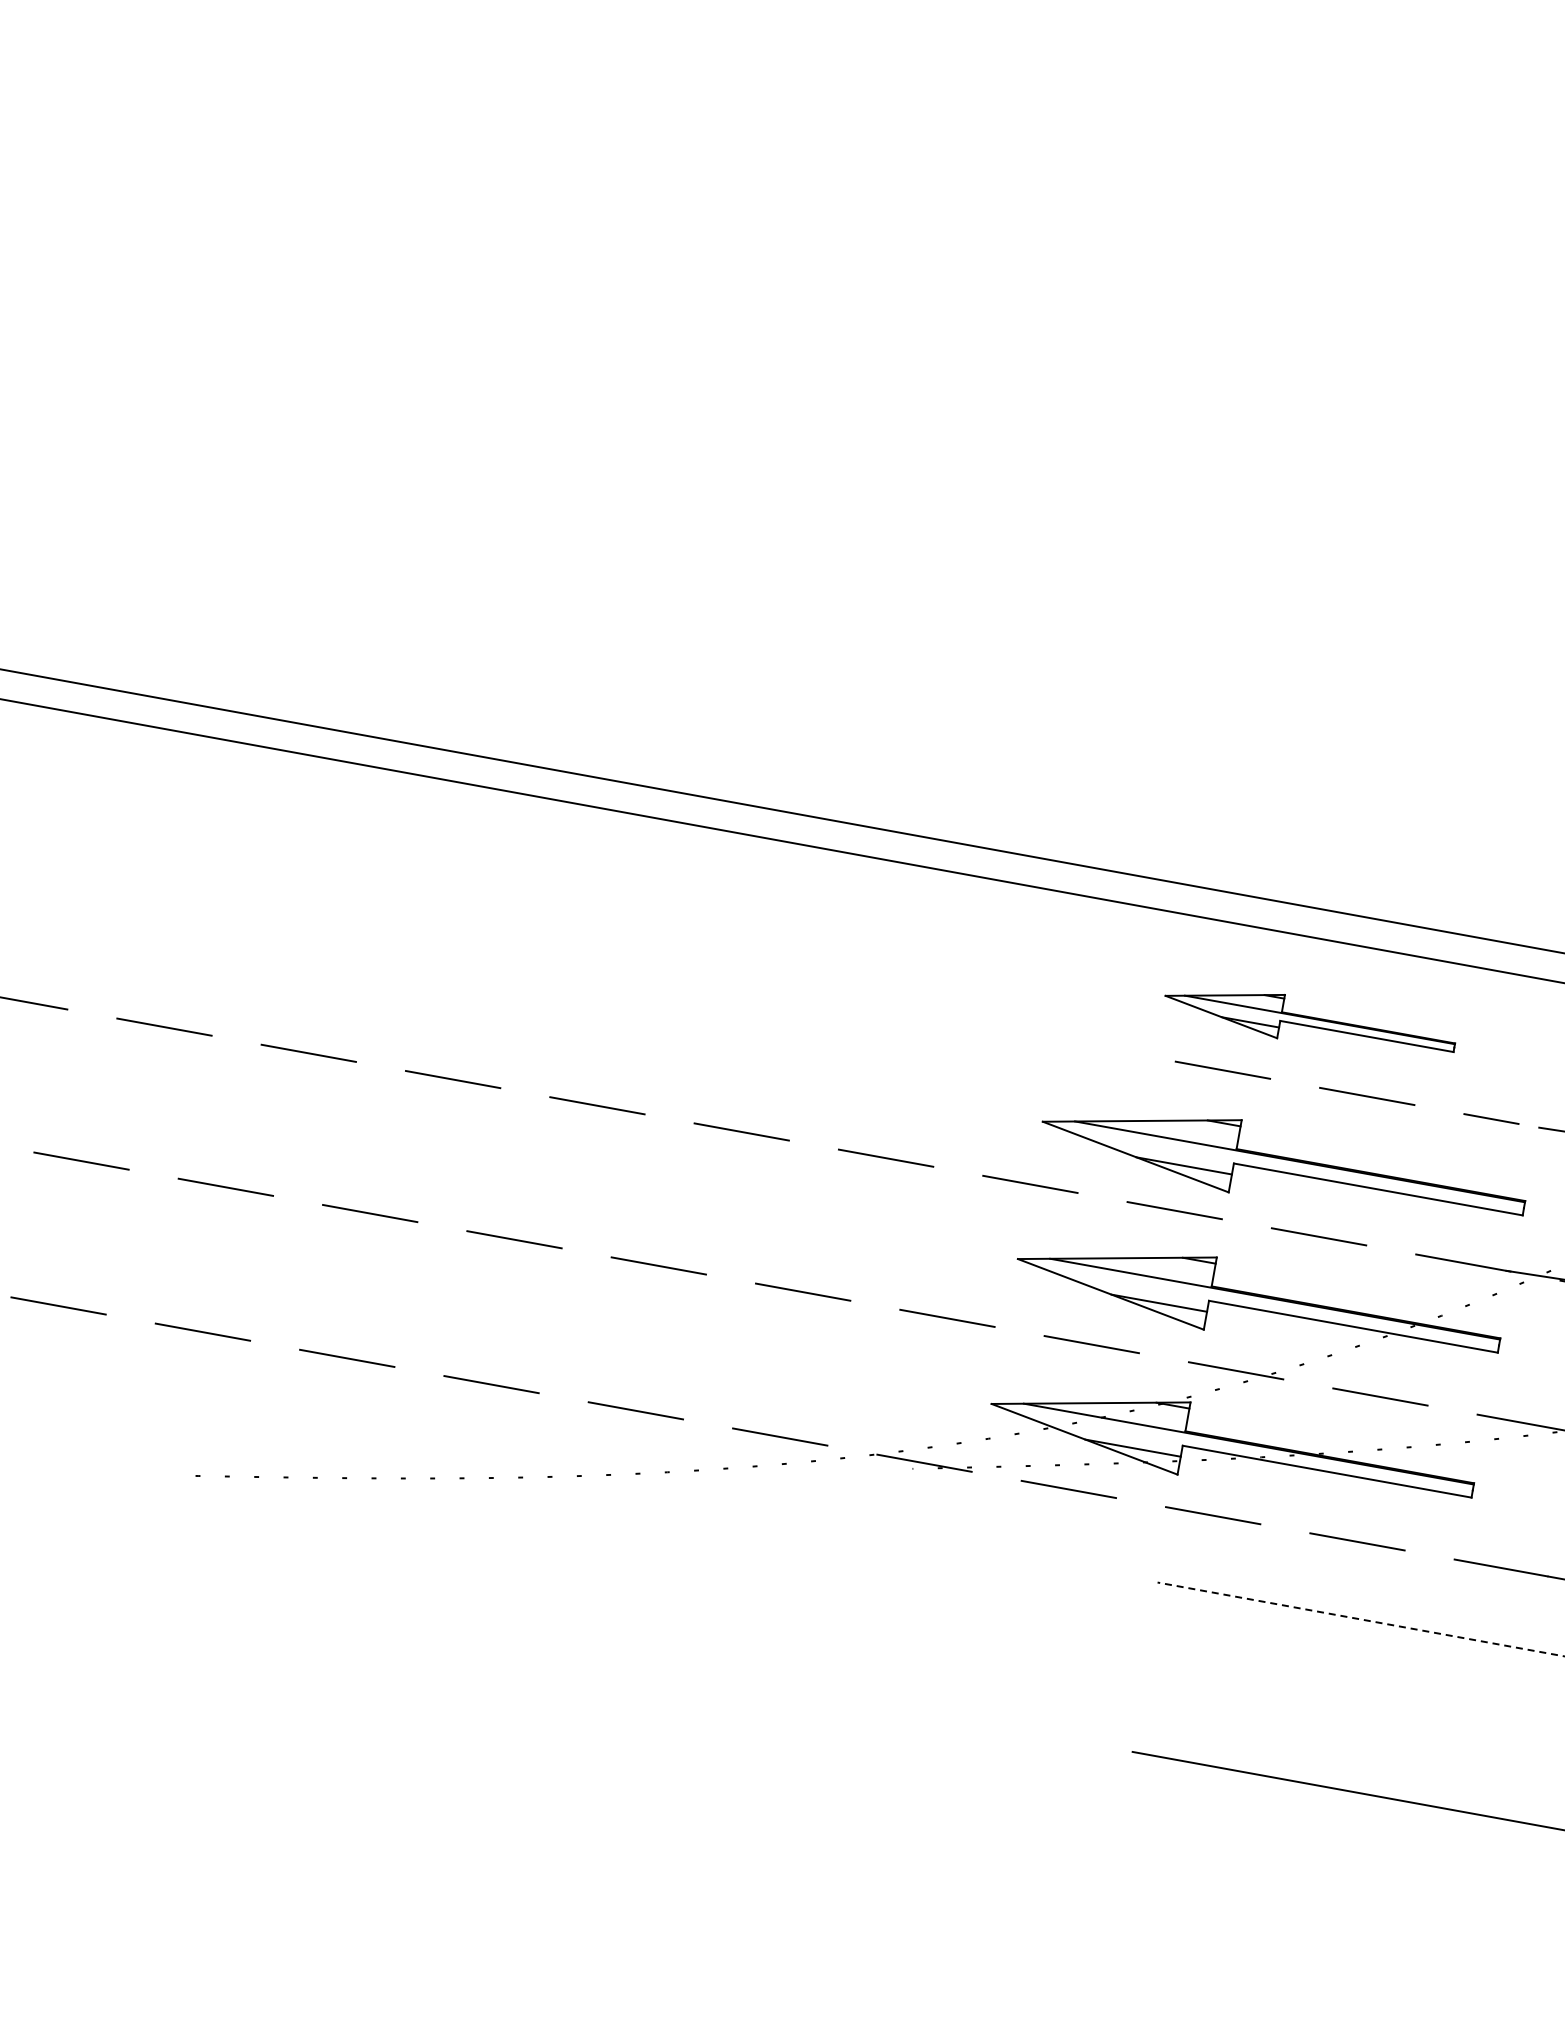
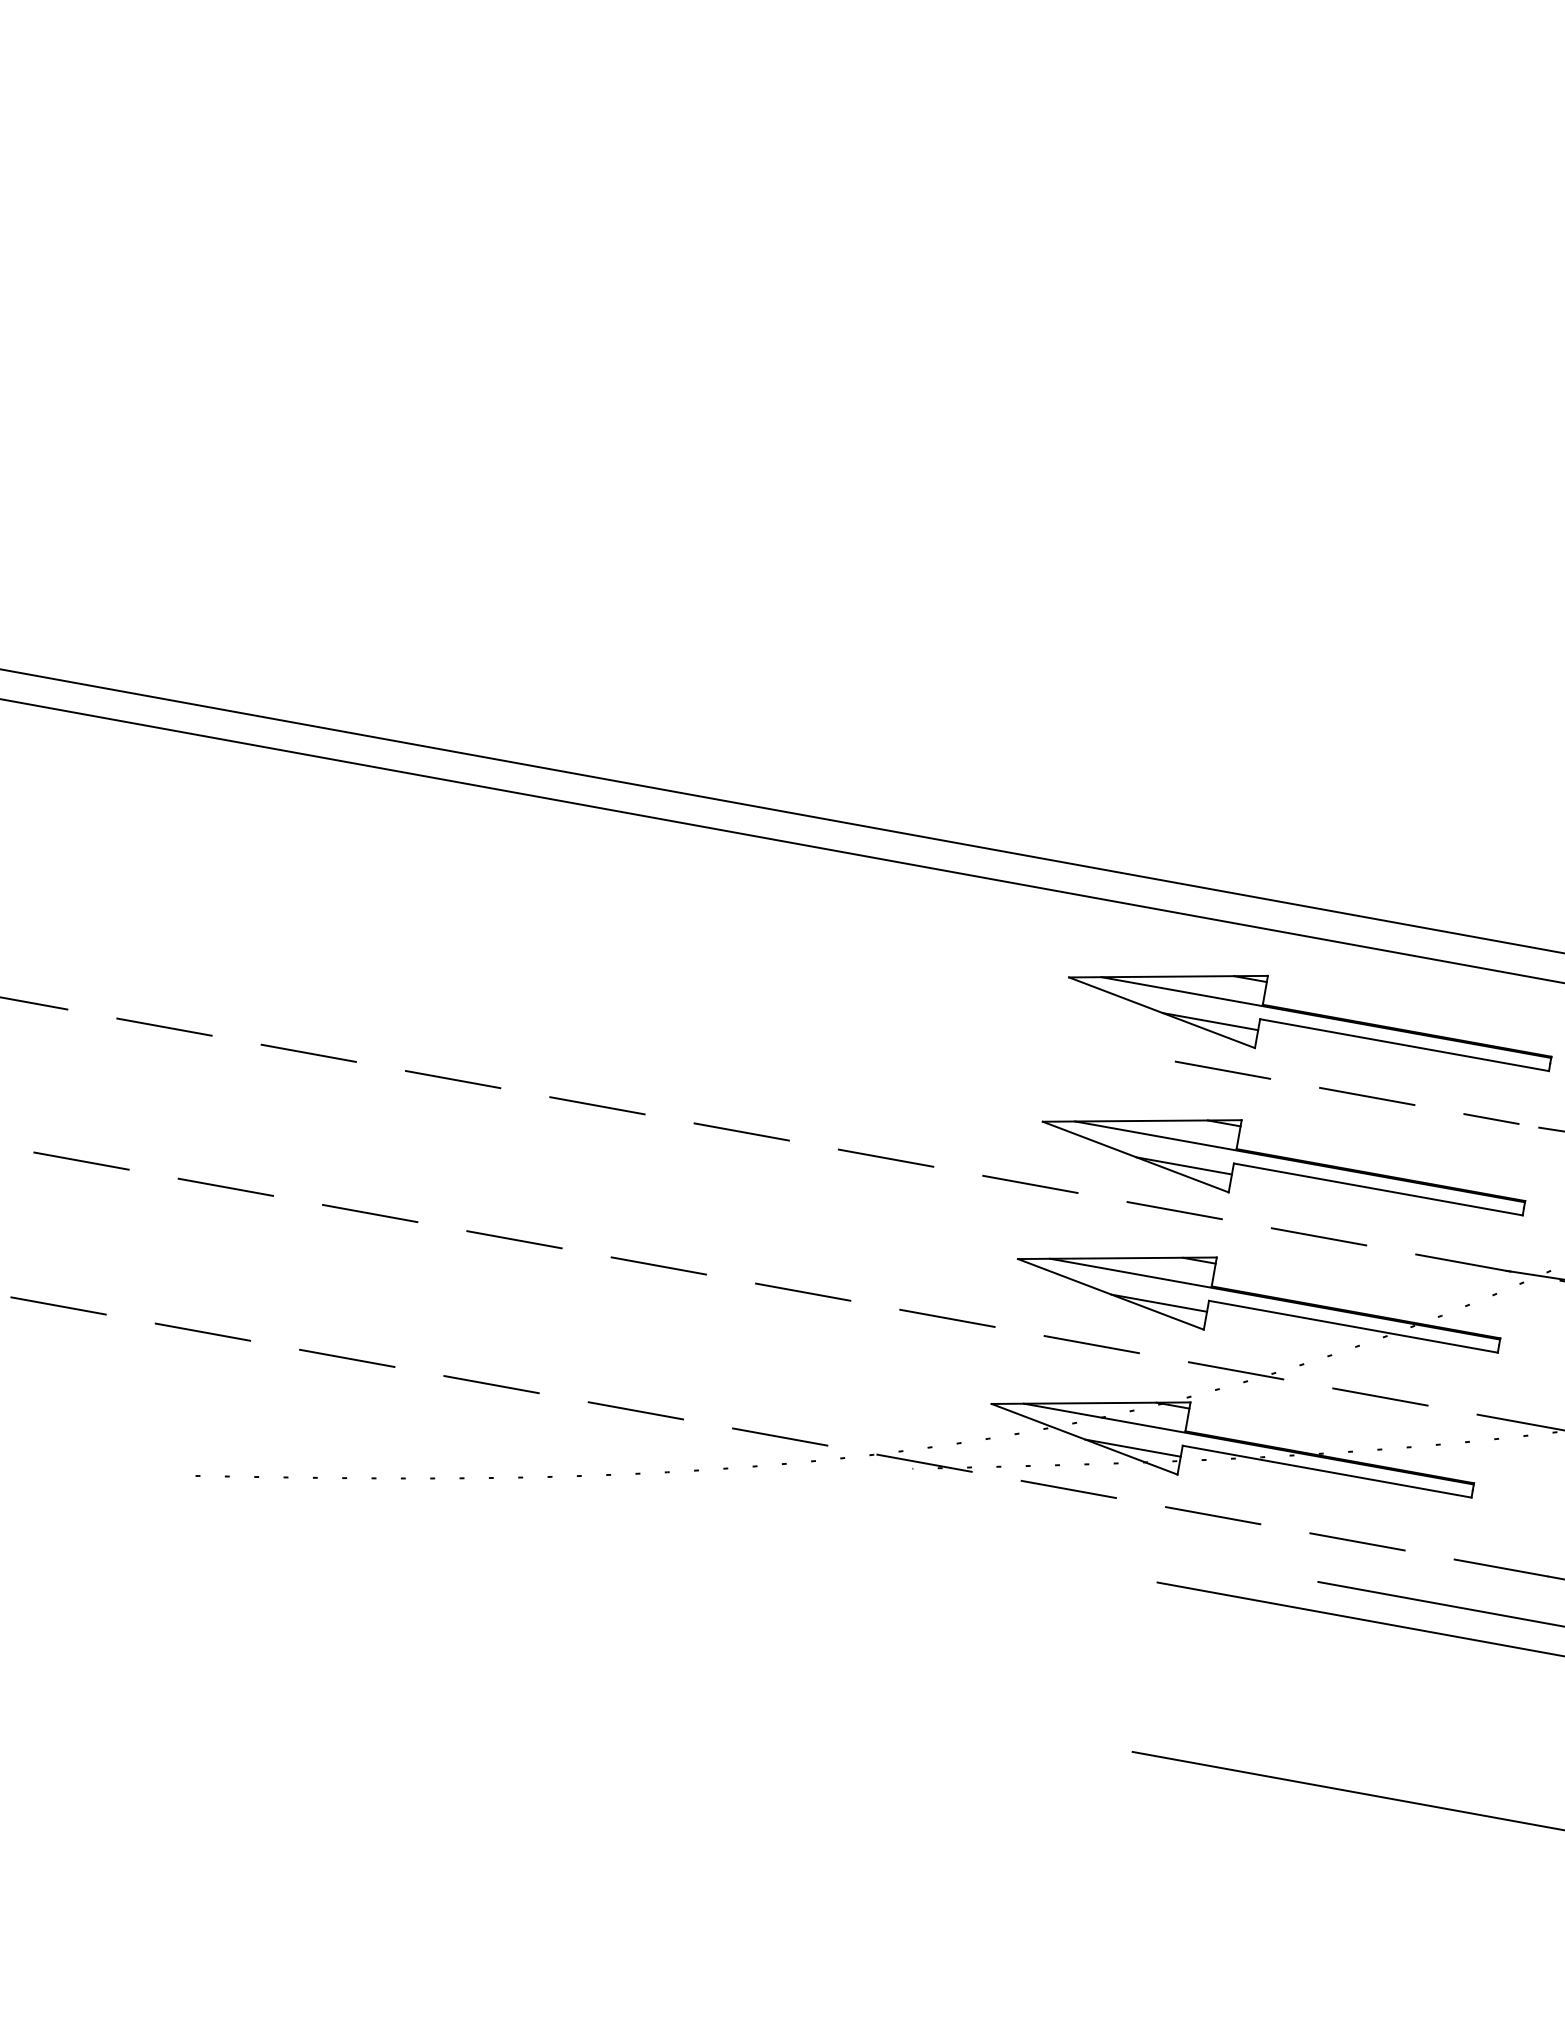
part size: 293x59 px -> 485x99 px (1310, 1023)
line: none -> present (1439, 1603)
line: dashed -> solid (1361, 1619)
